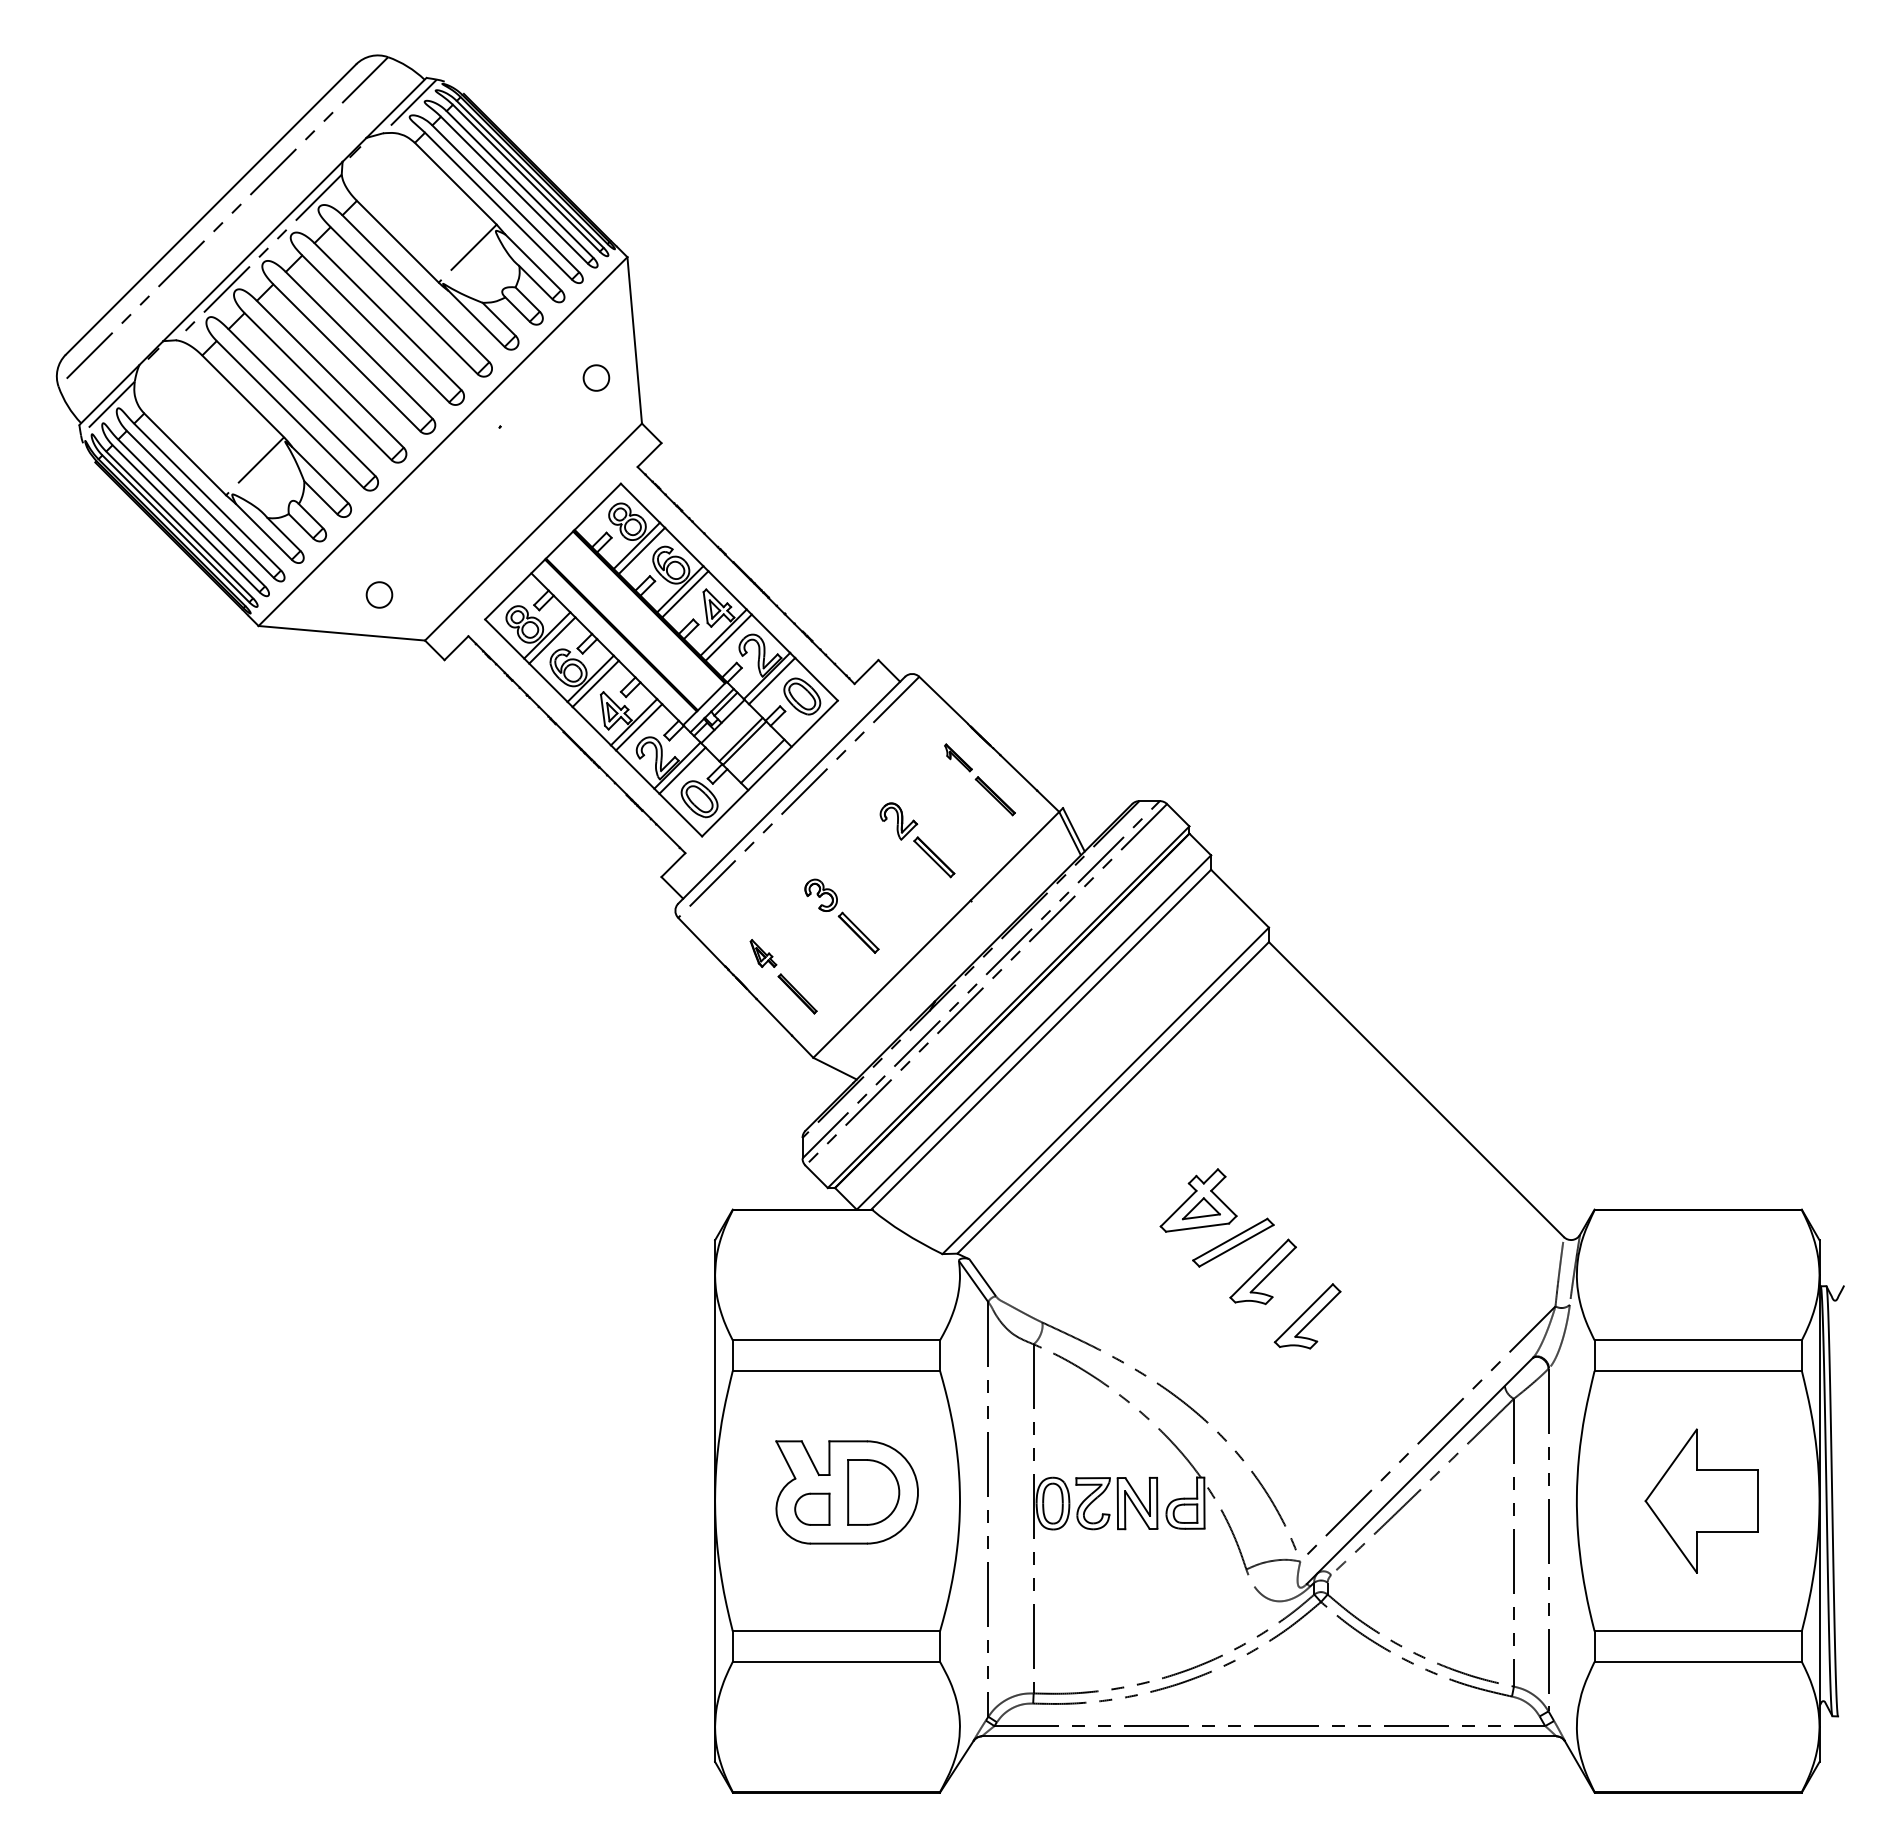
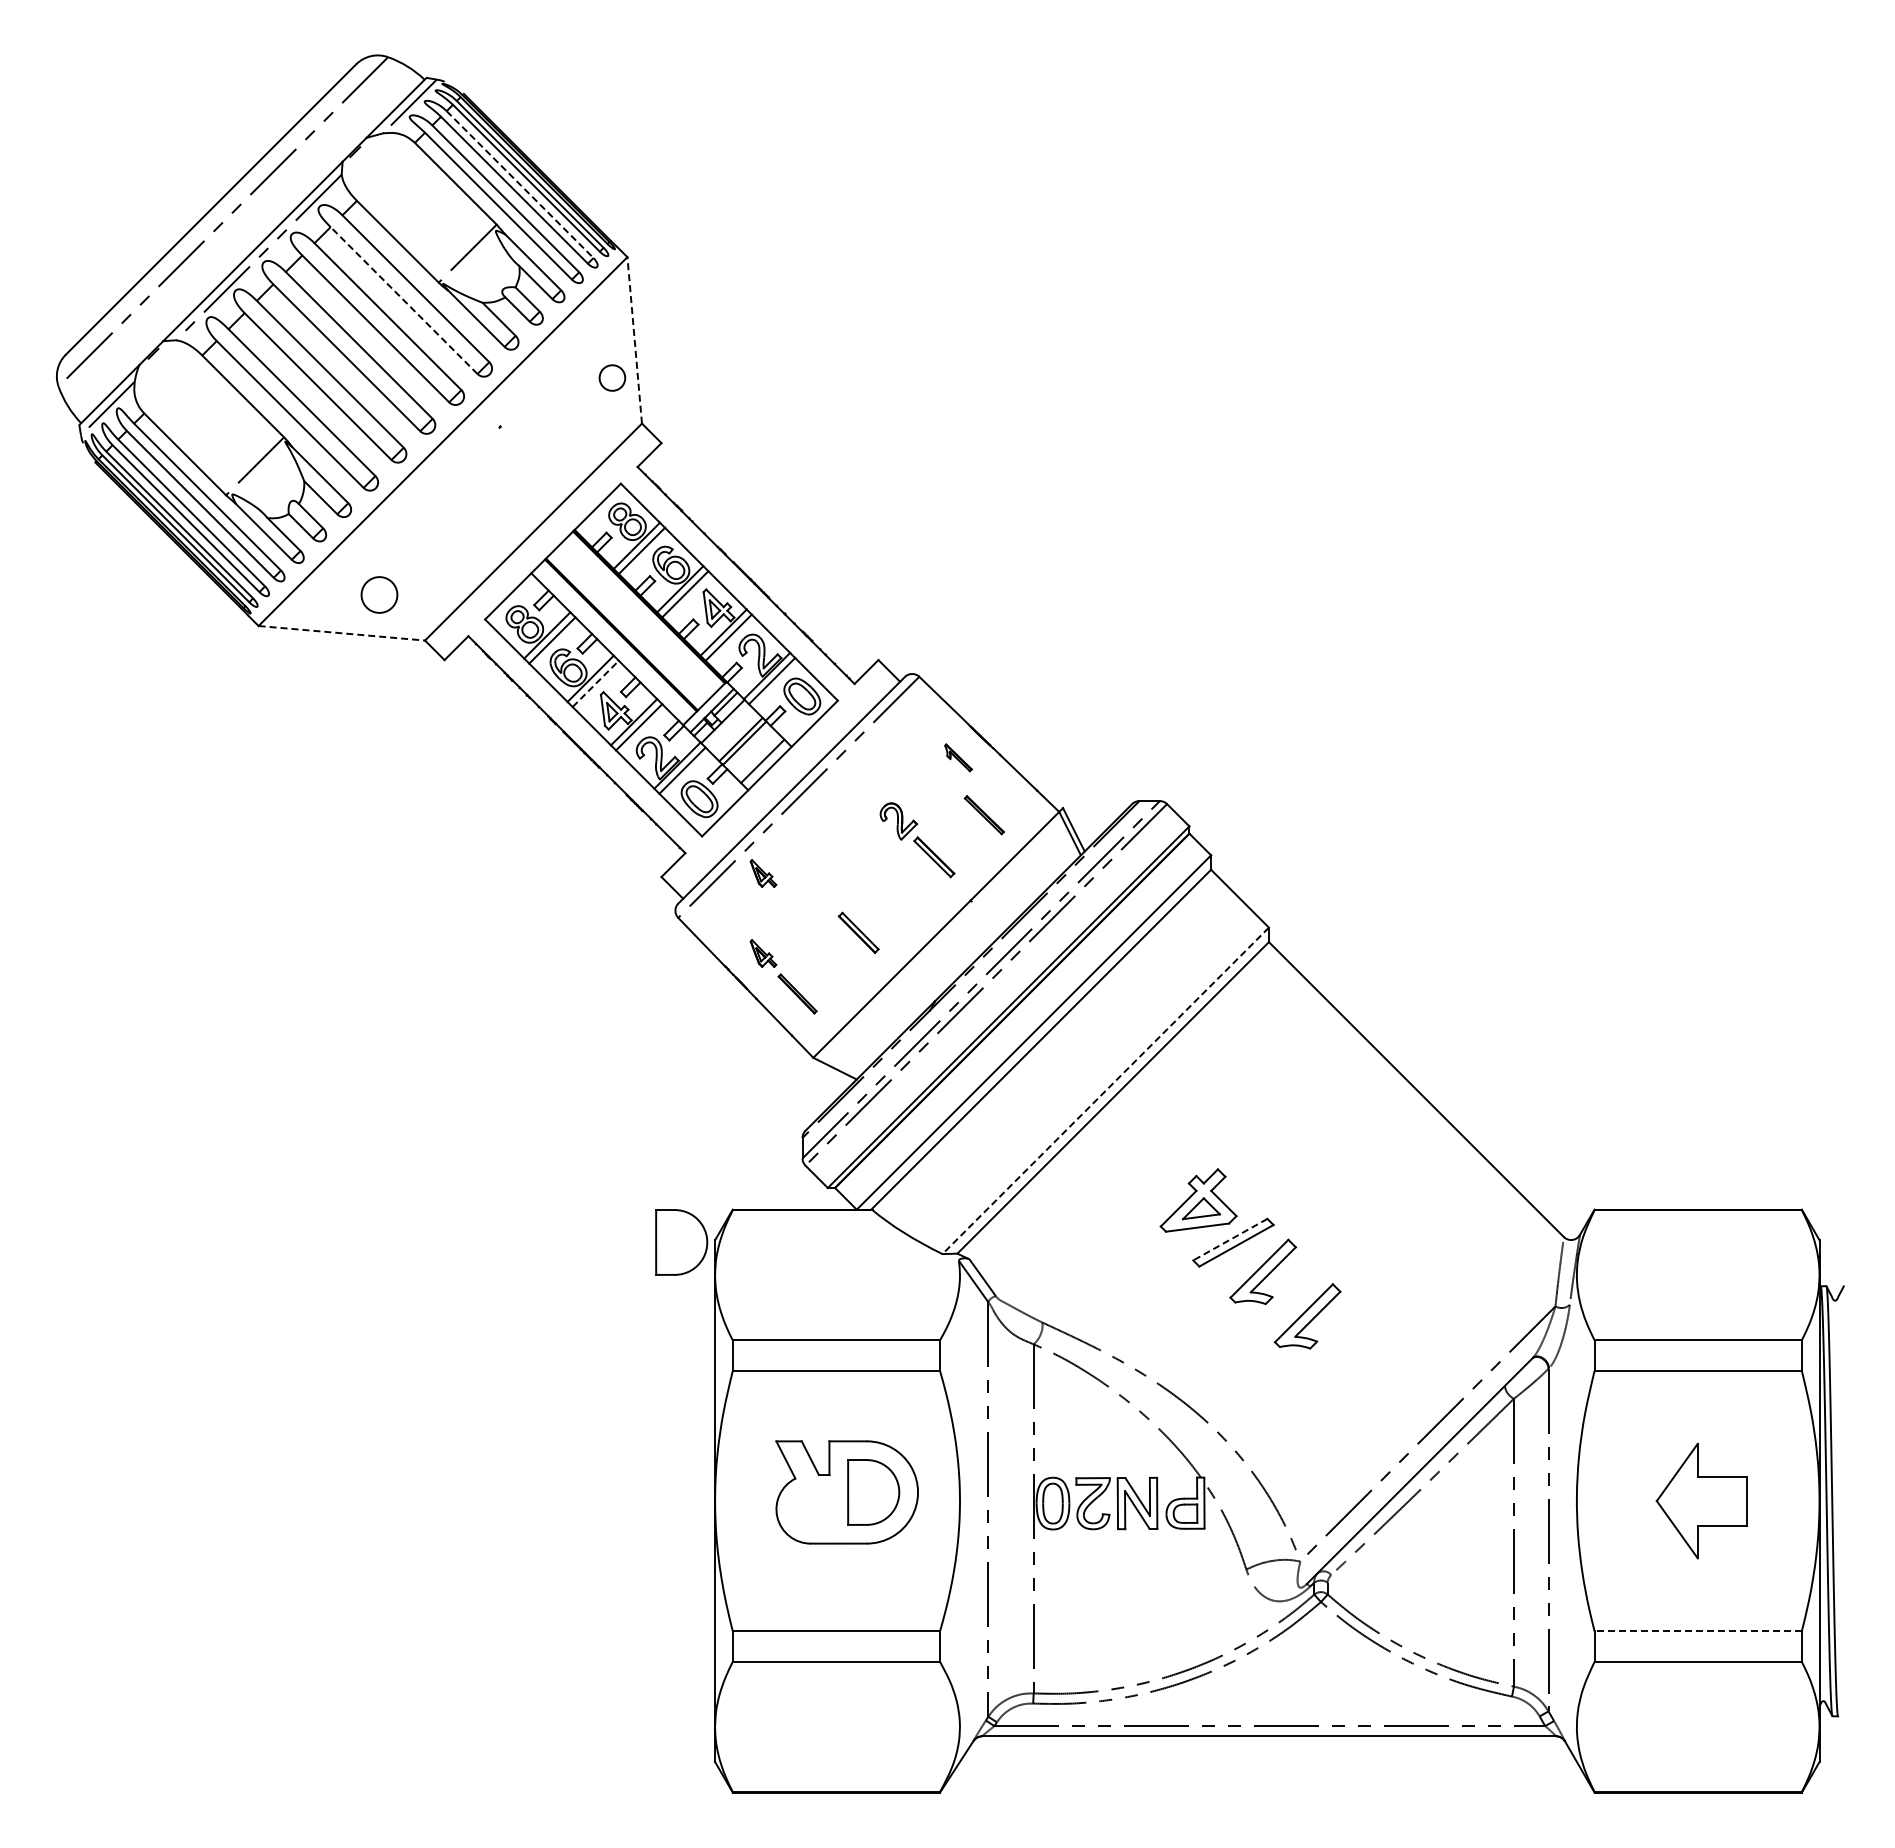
line: solid -> dashed (520, 184)
line: solid -> dashed (404, 300)
line: solid -> dashed (634, 340)
part position: (596, 377) -> (612, 377) (612, 377)
part size: 29x28 px -> 39x38 px (379, 594)
line: solid -> dashed (341, 633)
line: solid -> dashed (595, 683)
part position: (994, 796) -> (983, 815) (983, 815)
part: none -> present (763, 873)
part: present -> none (820, 894)
line: solid -> dashed (1105, 1090)
line: solid -> dashed (1230, 1239)
part: none -> present (681, 1242)
part size: 115x146 px -> 93x118 px (1701, 1500)
part: present -> none (812, 1508)
line: solid -> dashed (1698, 1631)
